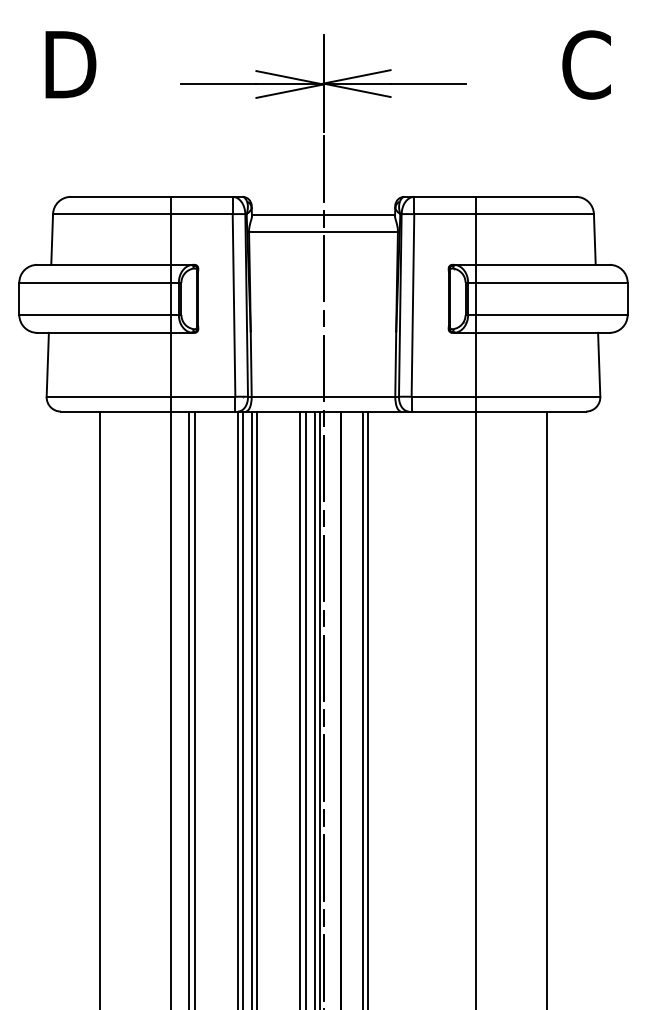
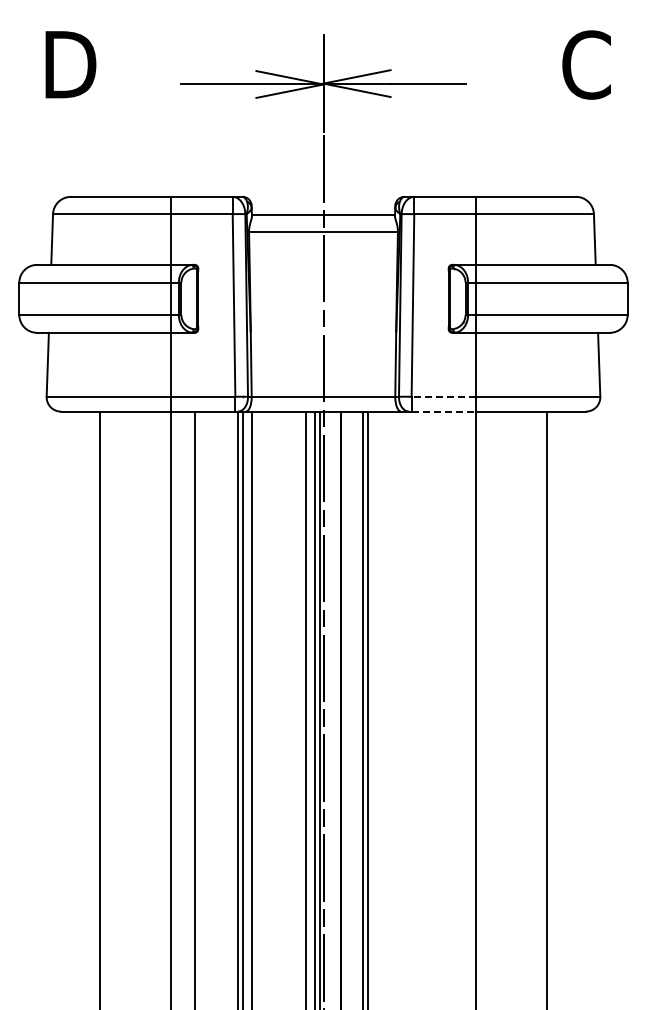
line: solid -> dashed (443, 396)
line: solid -> dashed (443, 411)
line: present -> none (189, 708)
line: present -> none (257, 708)
line: present -> none (300, 708)
